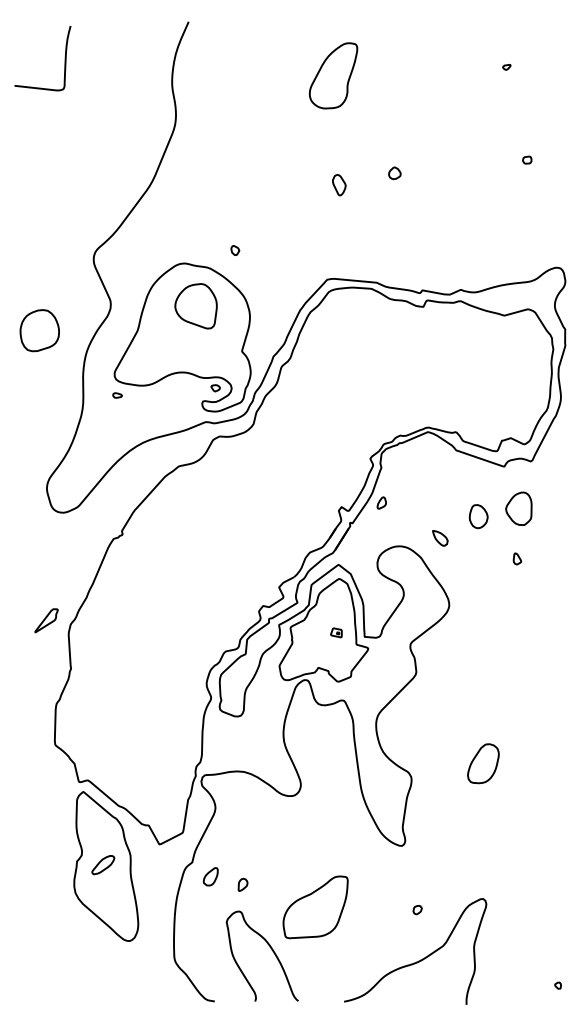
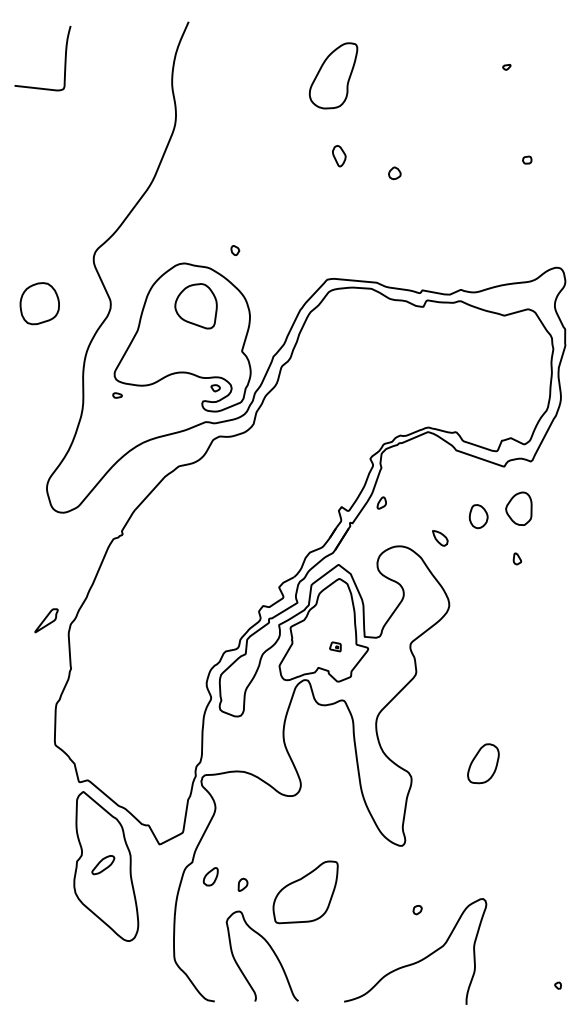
part position: (339, 185) -> (339, 156) (339, 156)
part position: (39, 330) -> (39, 303) (39, 303)
part position: (336, 632) -> (335, 646) (335, 646)
part position: (315, 907) -> (305, 892) (305, 892)
